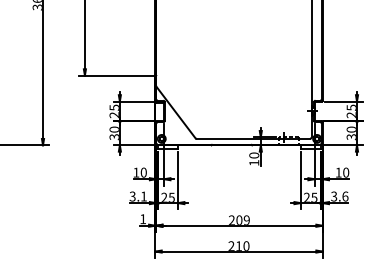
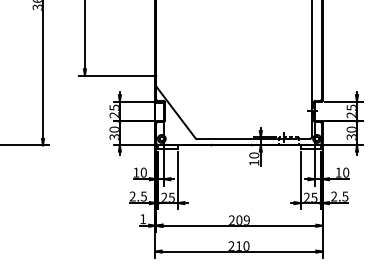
text: 3.1 -> 2.5 (137, 196)
text: 3.6 -> 2.5 (339, 196)
